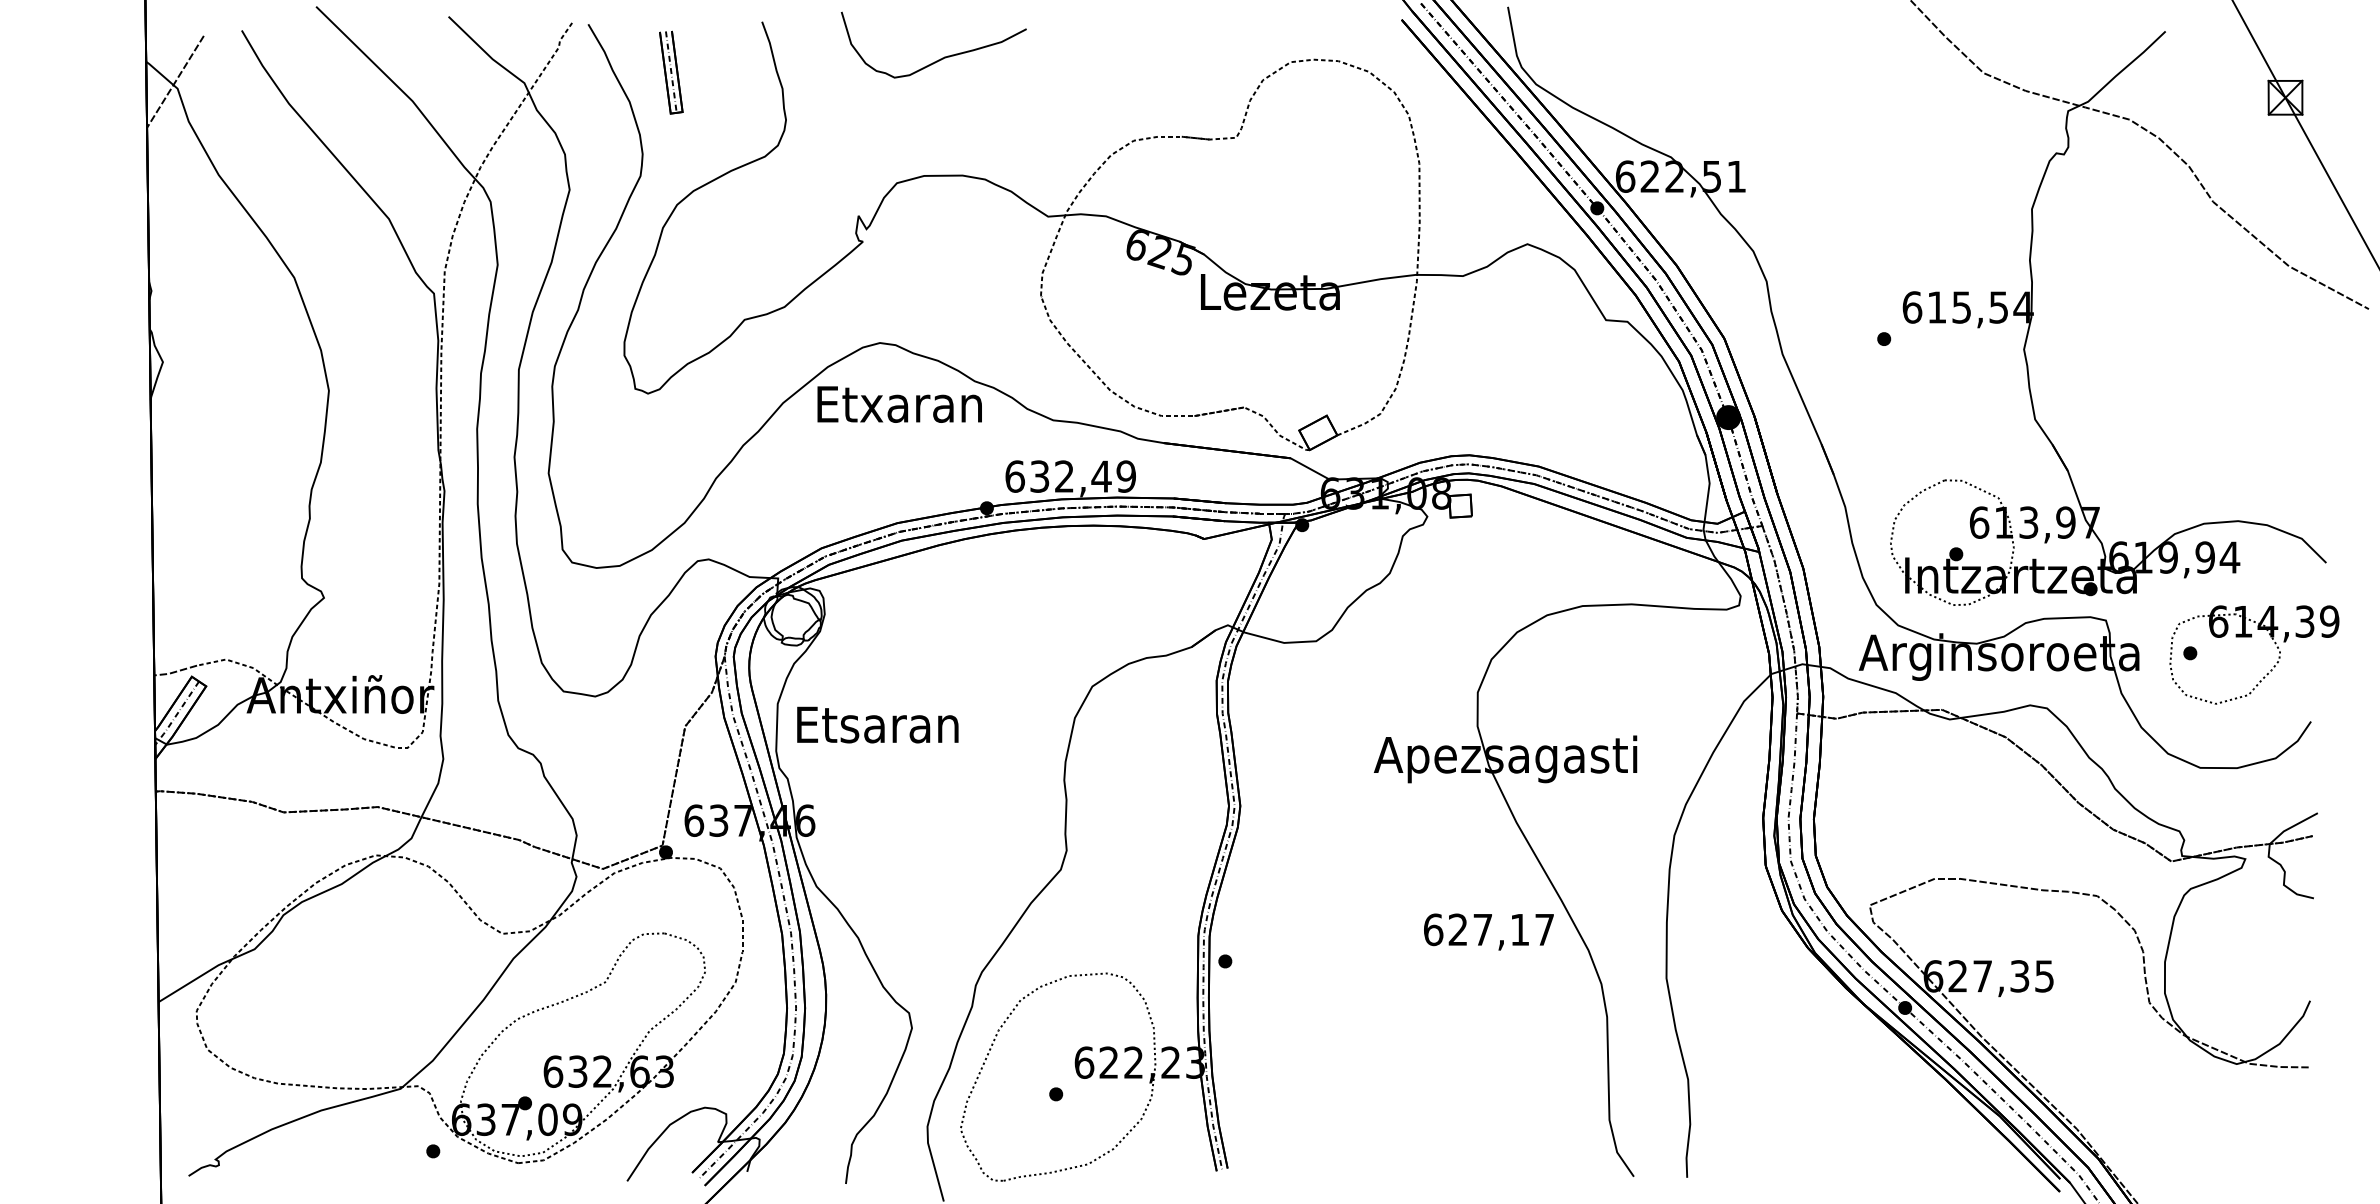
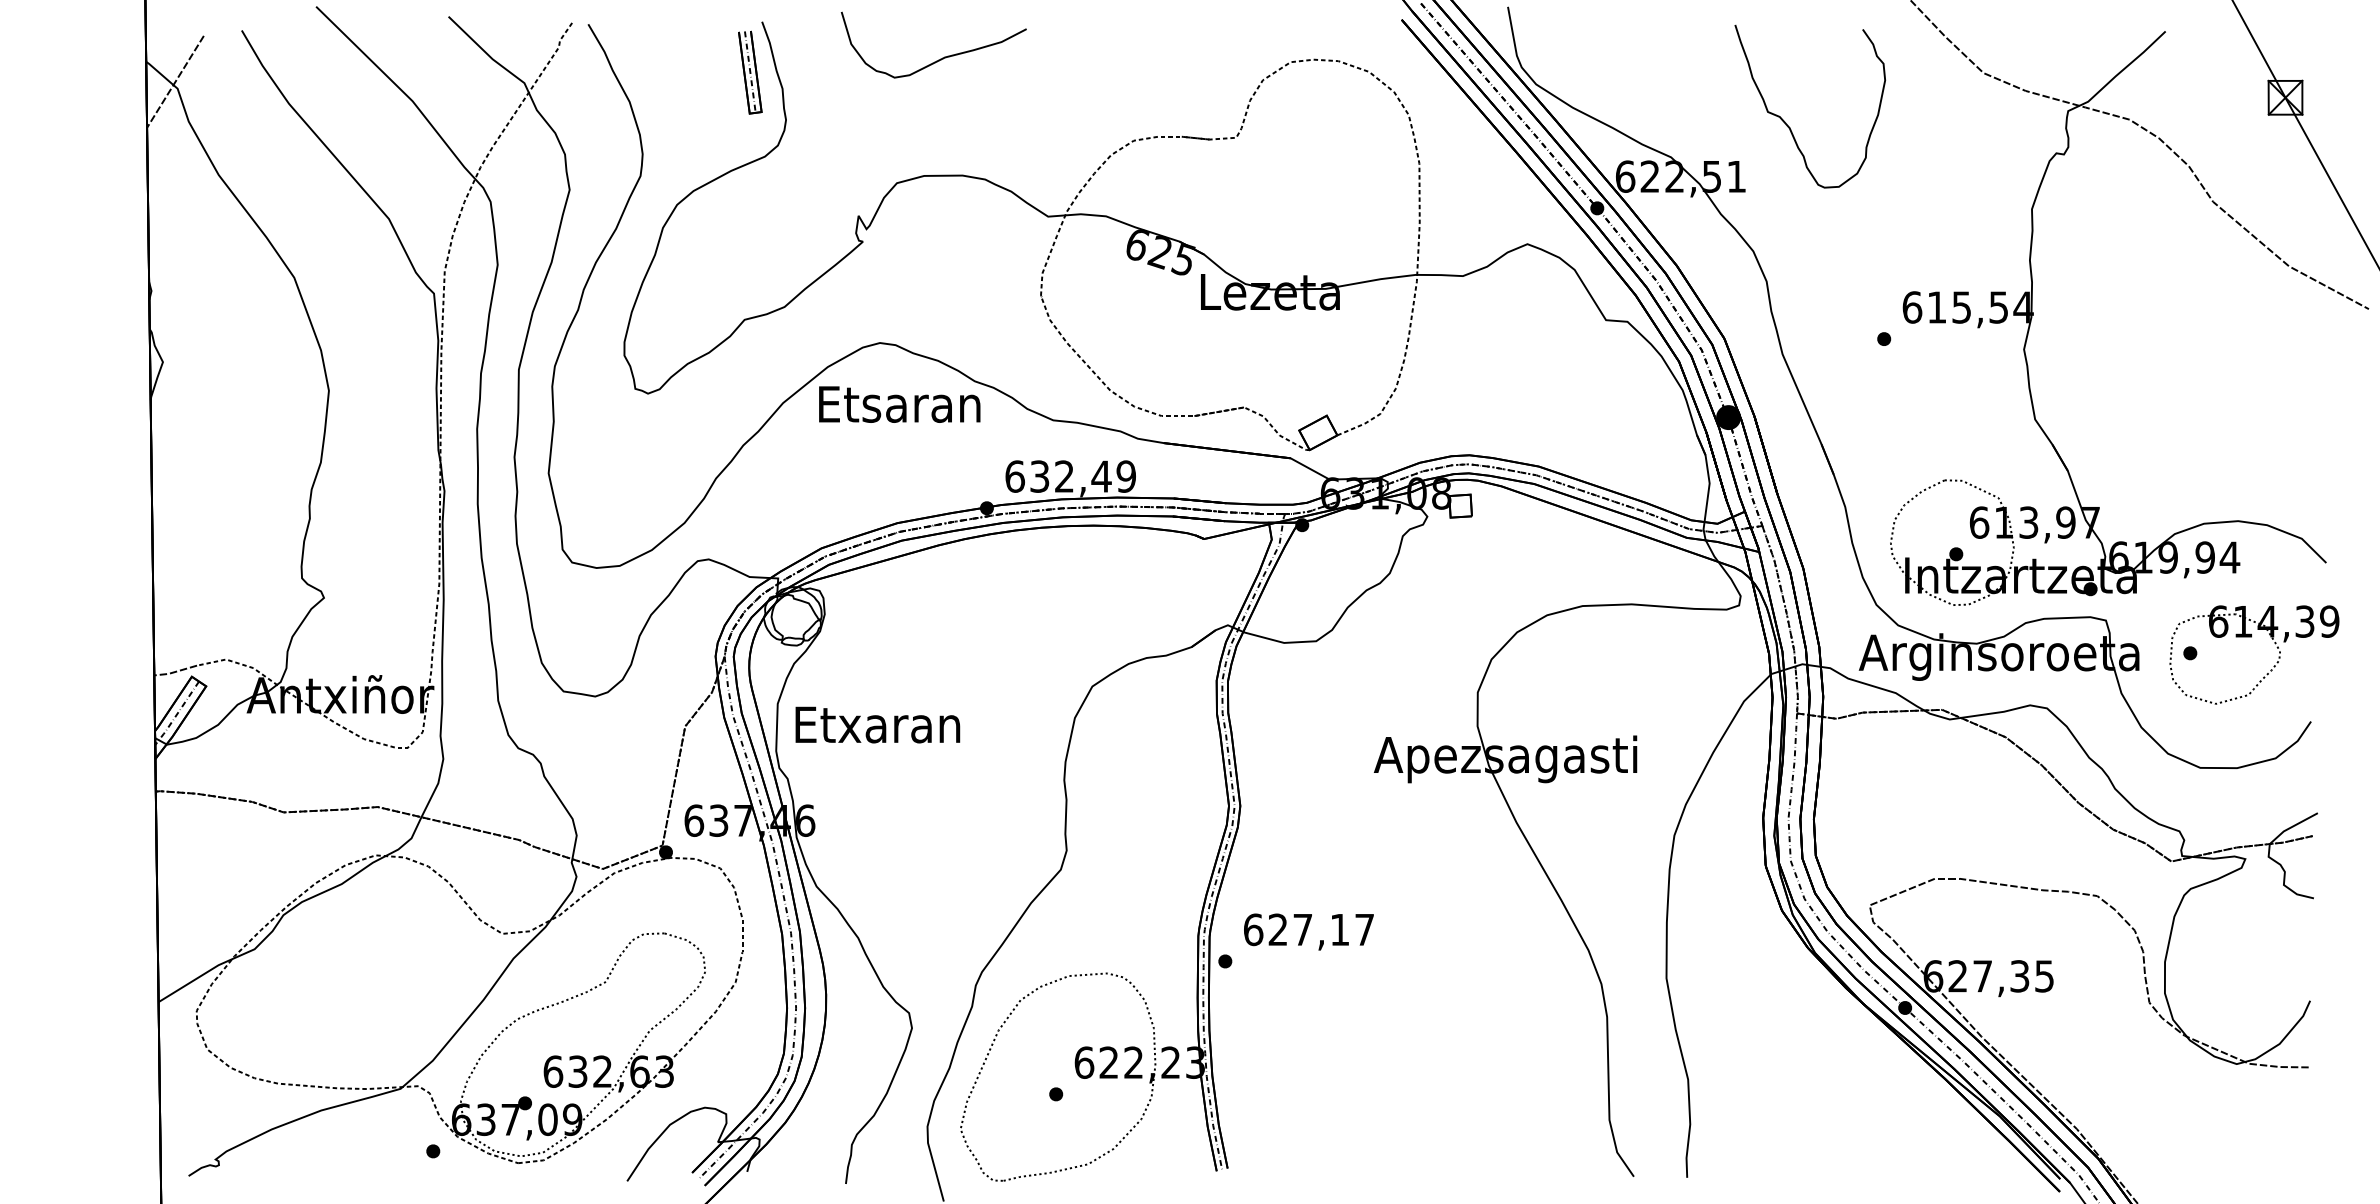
part position: (671, 72) -> (750, 72) (750, 72)
curve: none -> present (1789, 126)
text: Etxaran -> Etsaran (899, 404)
text: Etsaran -> Etxaran (877, 724)
text position: (1488, 931) -> (1308, 931) (1308, 931)
